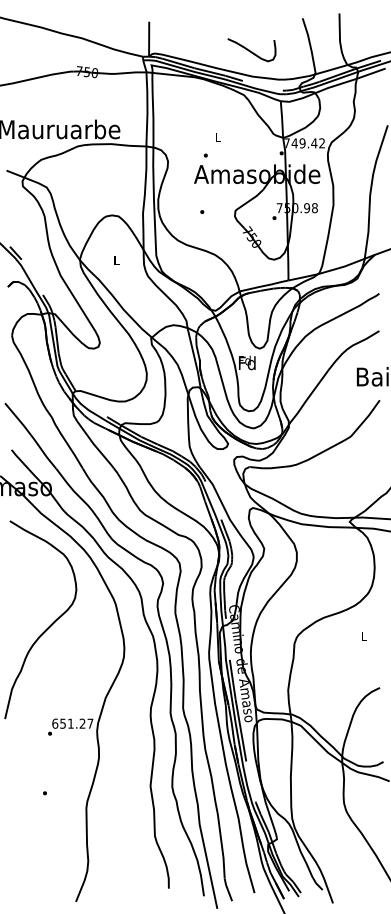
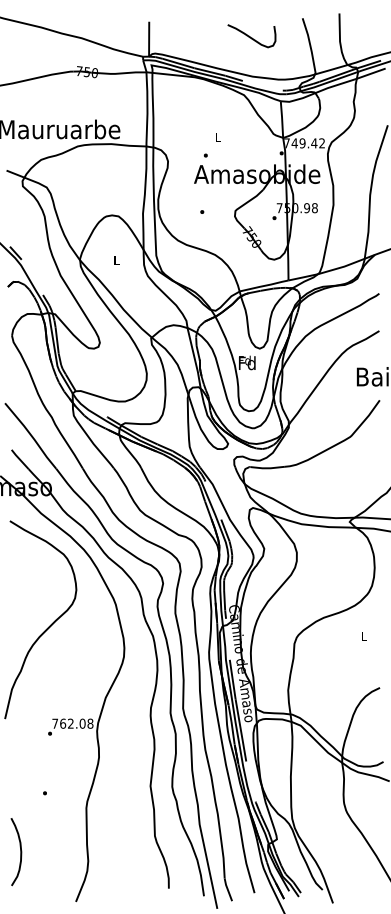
curve position: (250, 50) -> (250, 36) (250, 36)
text: 651.27 -> 762.08 (72, 723)
curve: none -> present (20, 852)
